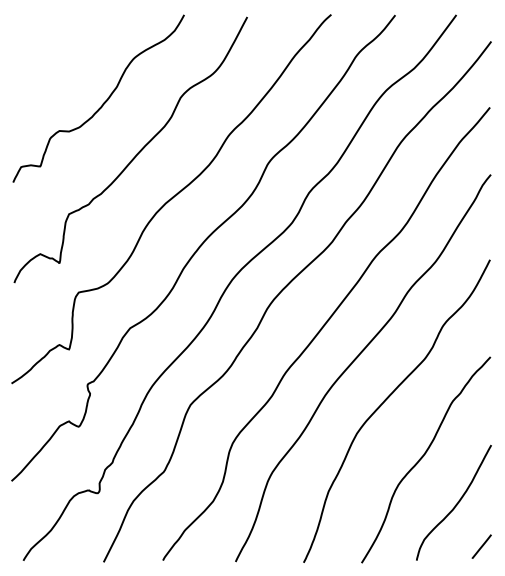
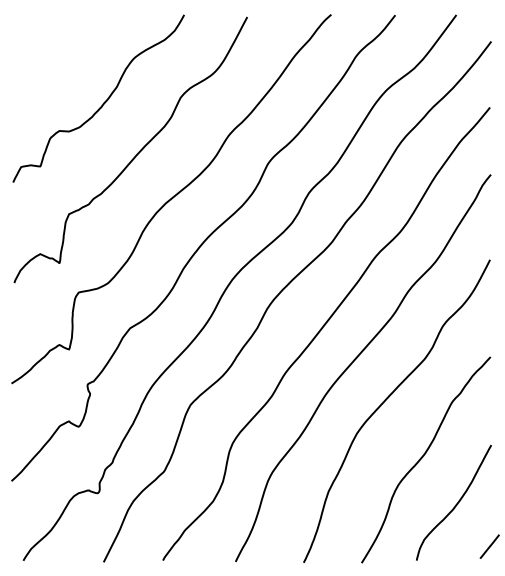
line position: (481, 546) -> (489, 546) (489, 546)
